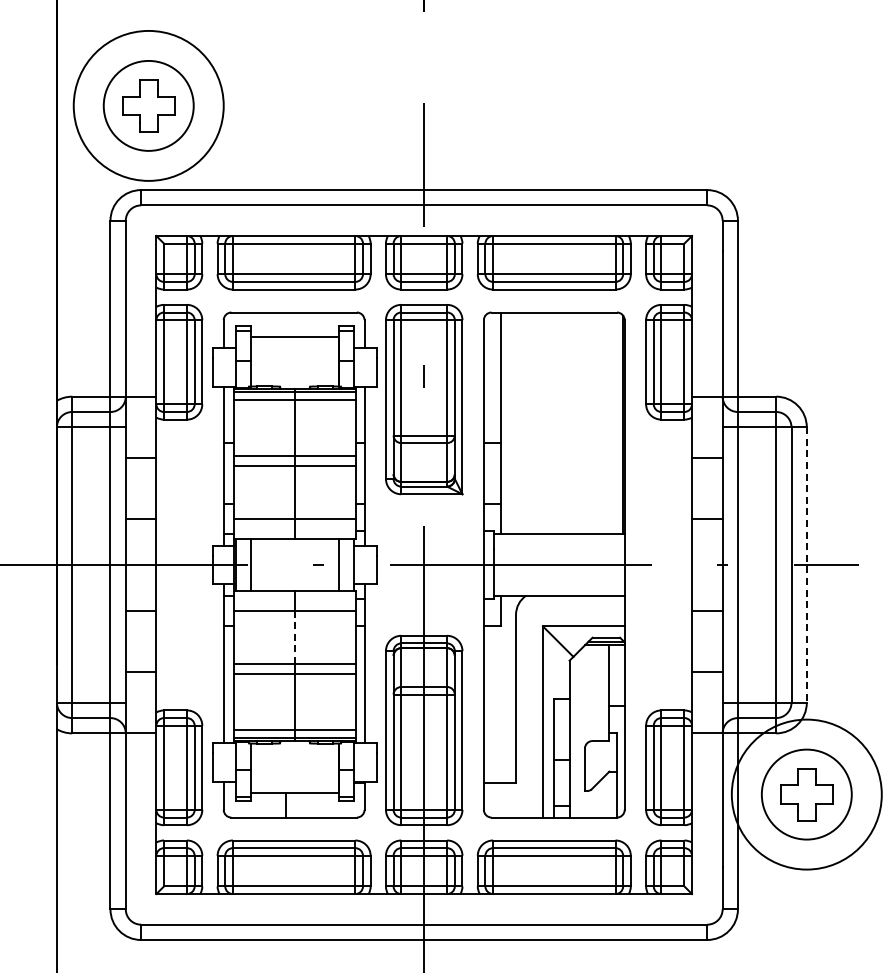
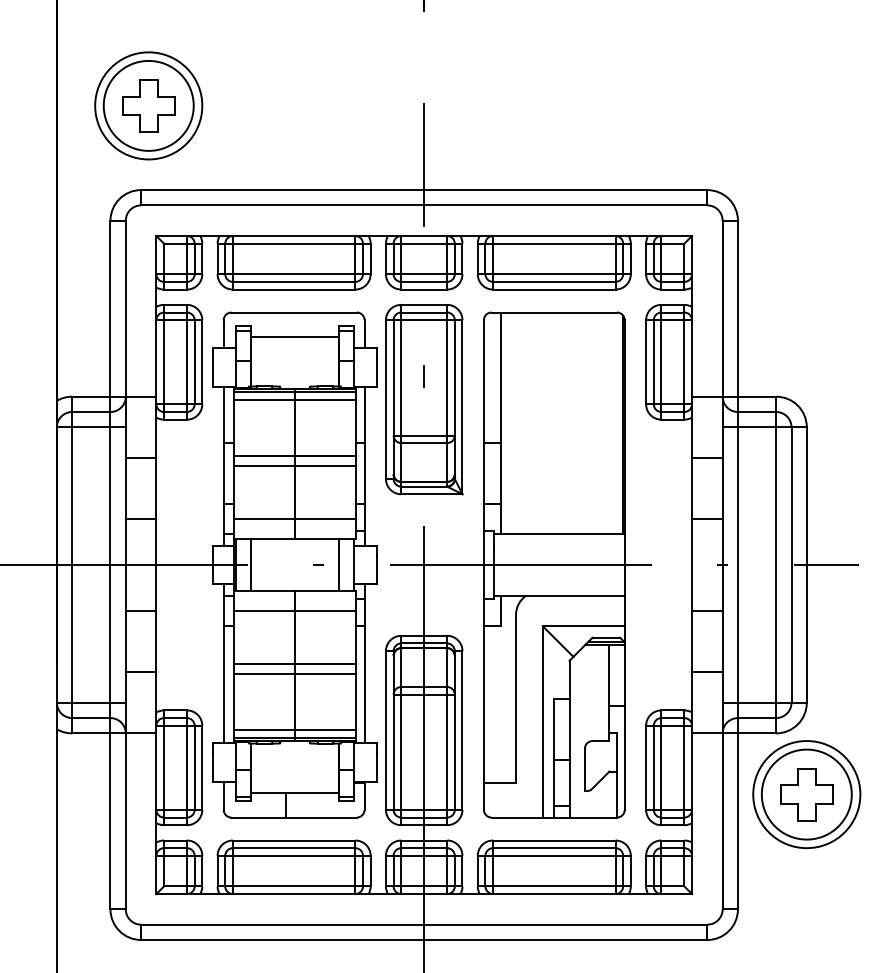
circle diameter: 150 px -> 107 px (148, 105)
line: dashed -> solid (806, 565)
line: dashed -> solid (295, 637)
circle diameter: 150 px -> 107 px (806, 794)
